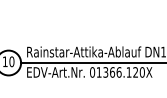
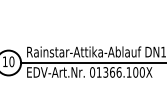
text: 01366.120X -> 01366.100X (135, 72)
